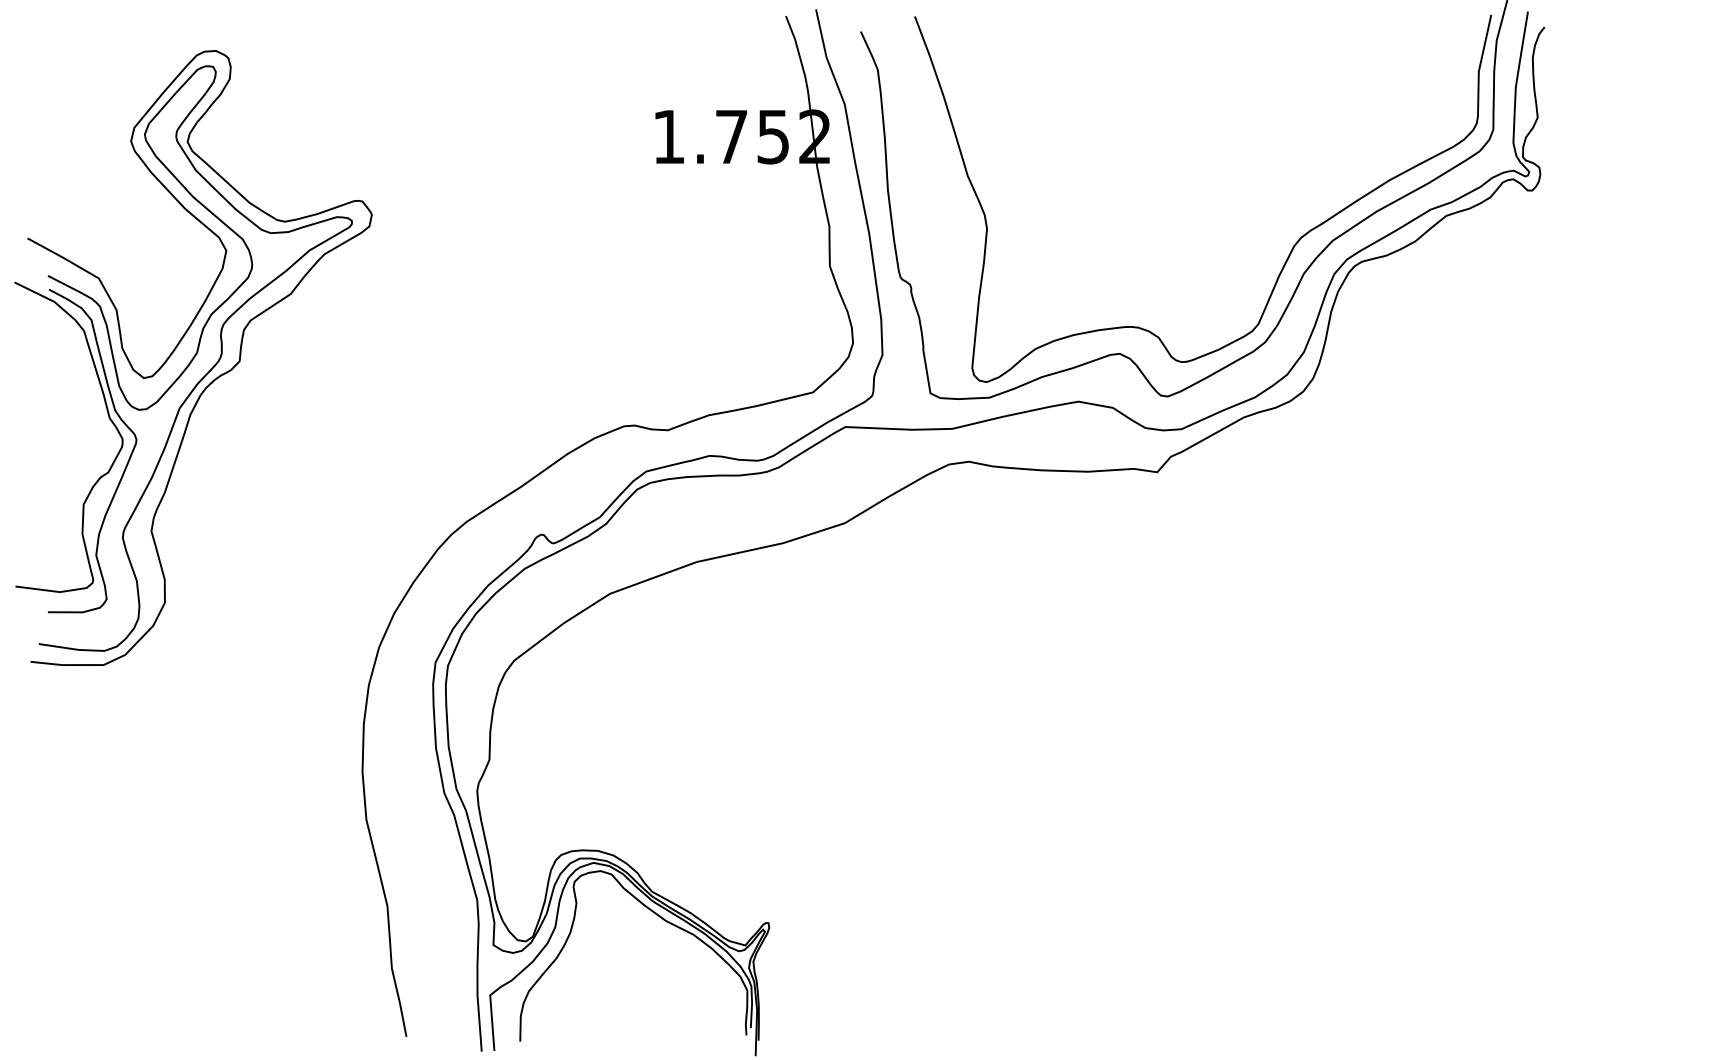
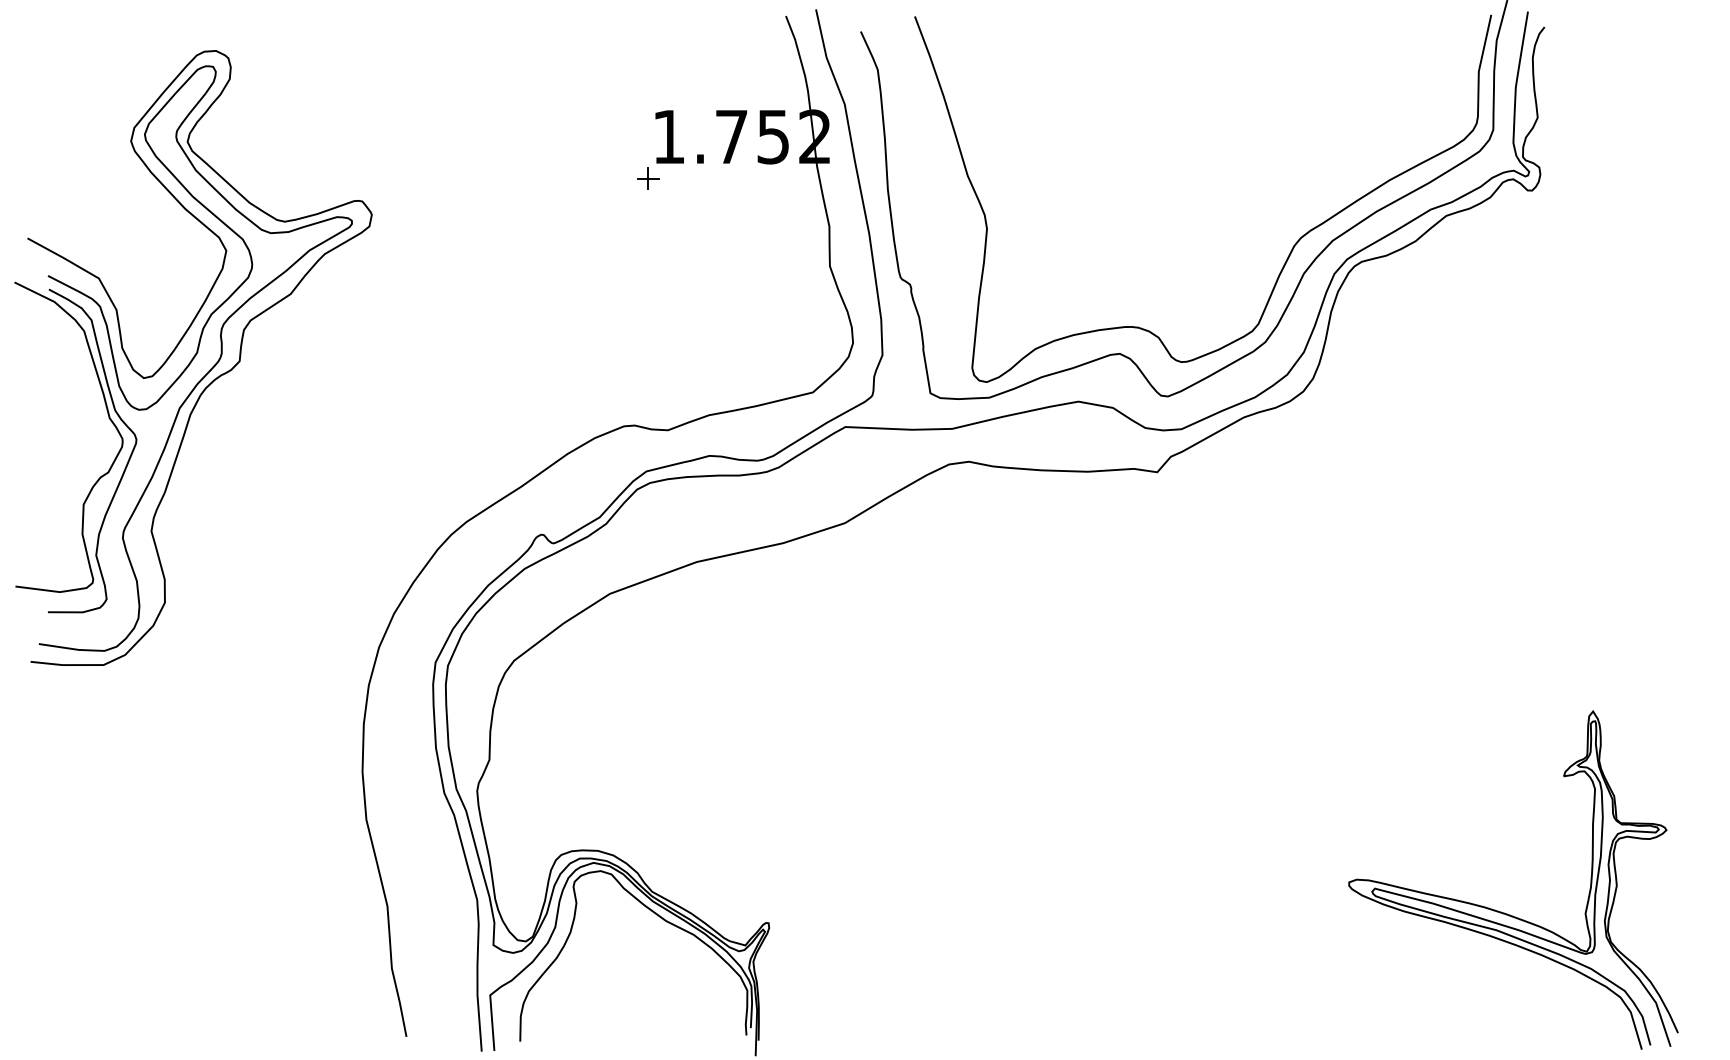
part: none -> present (648, 178)
part: none -> present (1501, 911)
